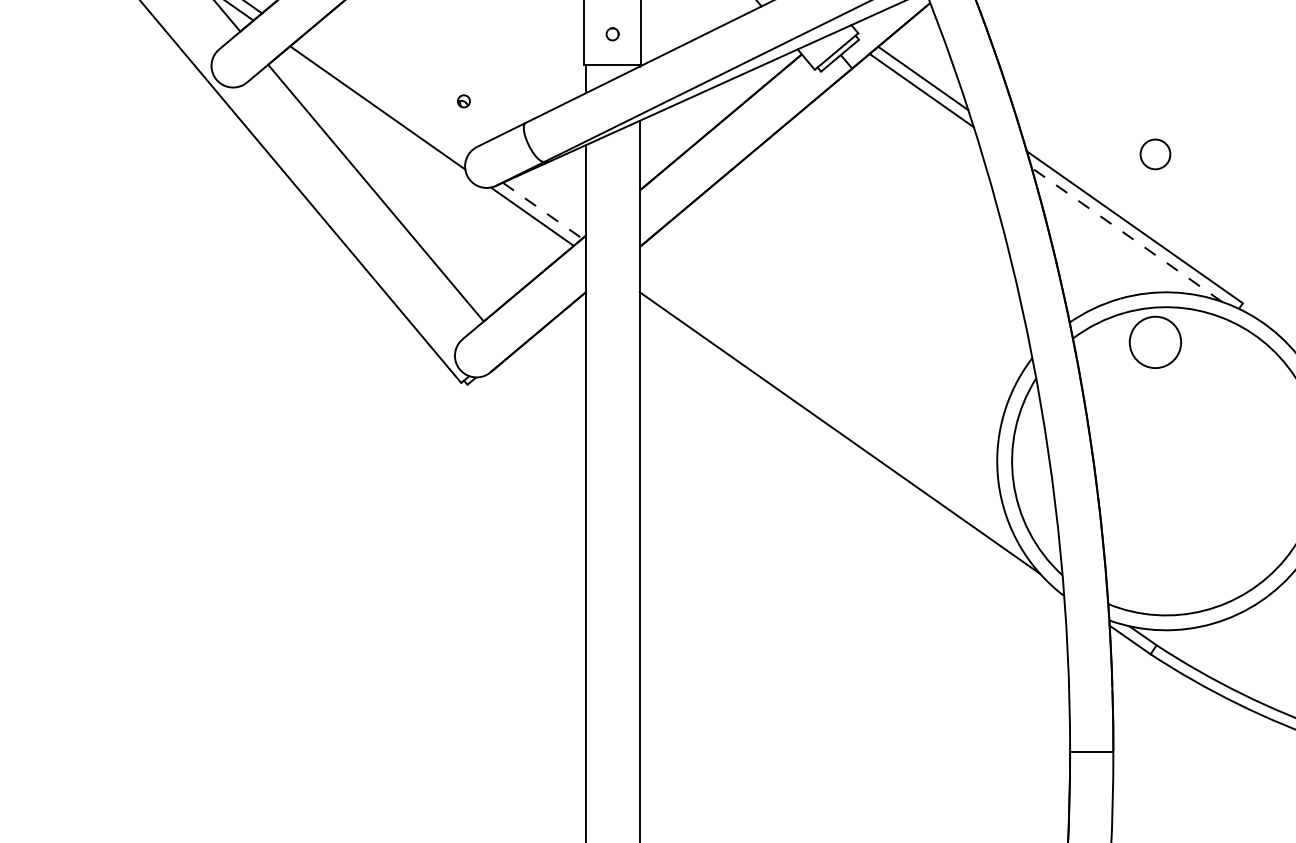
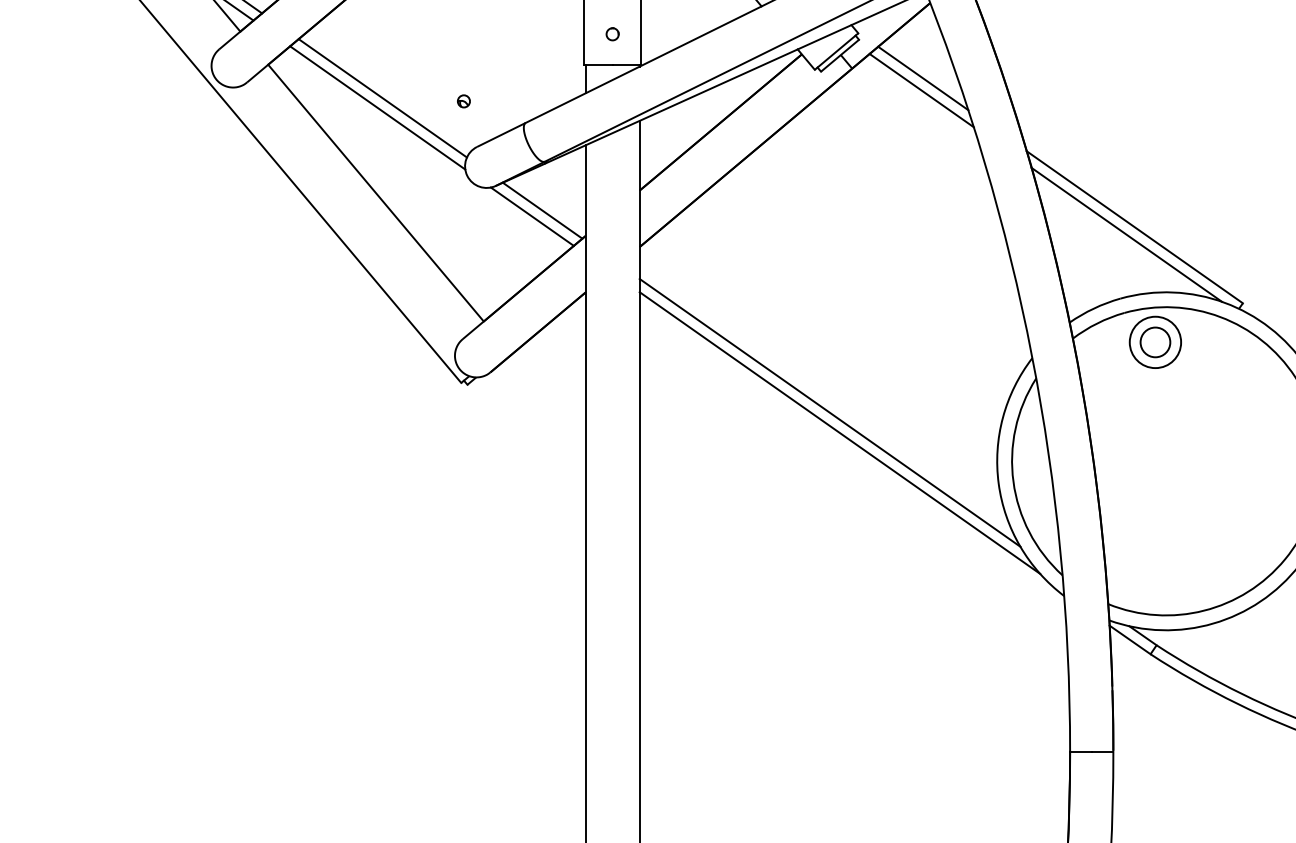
line: none -> present (382, 98)
circle position: (1155, 154) -> (1155, 342) (1155, 342)
line: dashed -> solid (542, 210)
line: dashed -> solid (1126, 234)
line: none -> present (829, 412)
